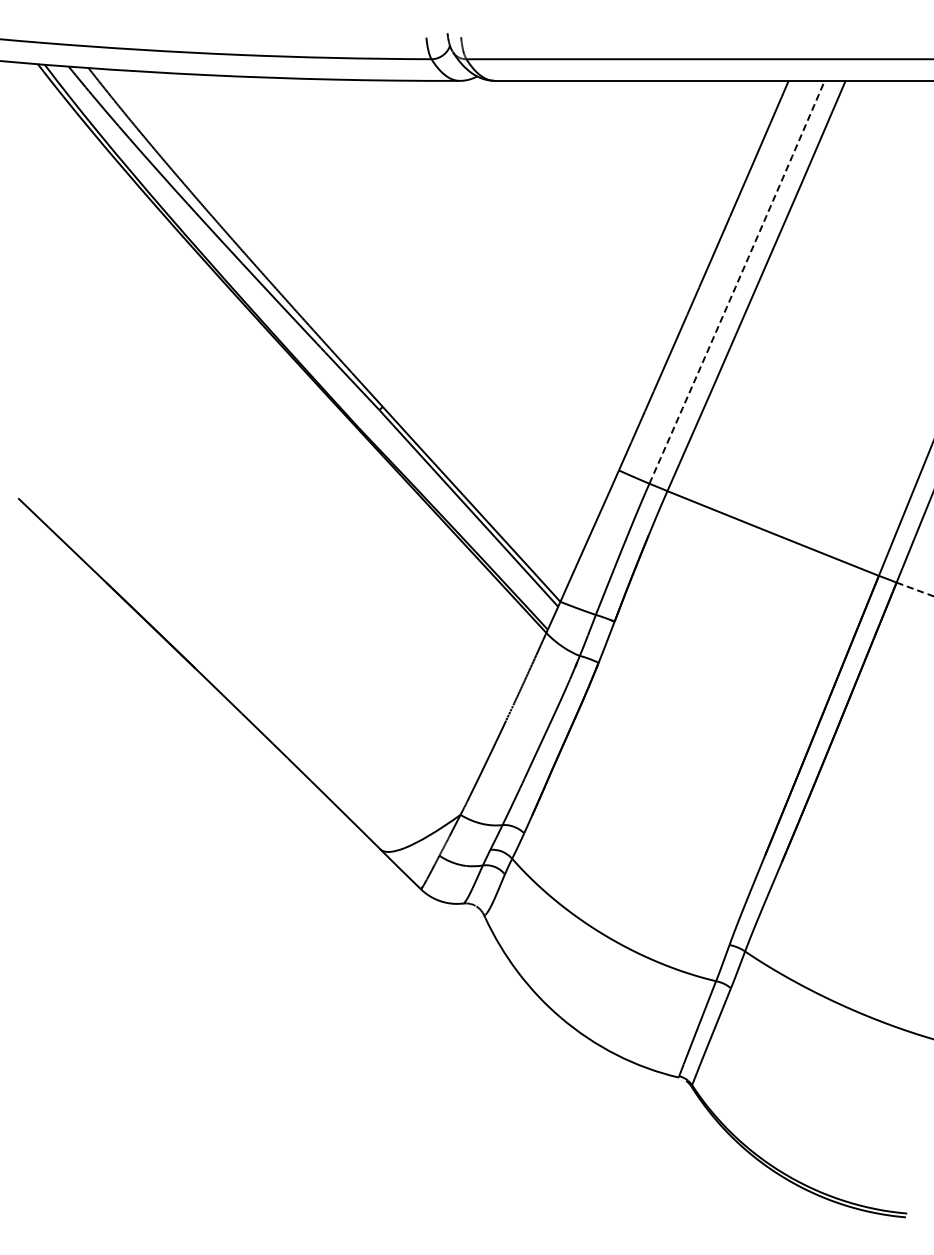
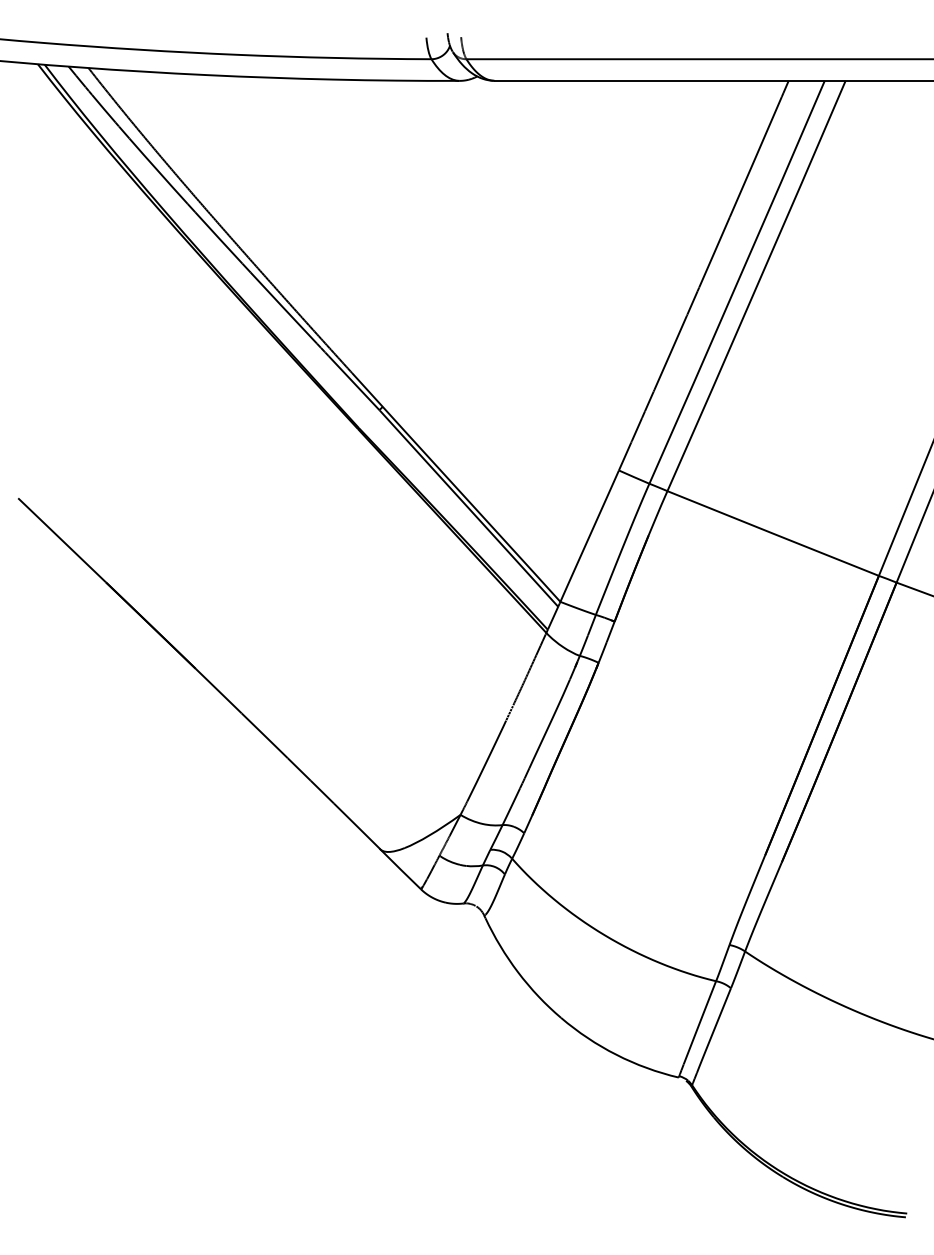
arc: dashed -> solid (737, 282)
arc: dashed -> solid (915, 589)
